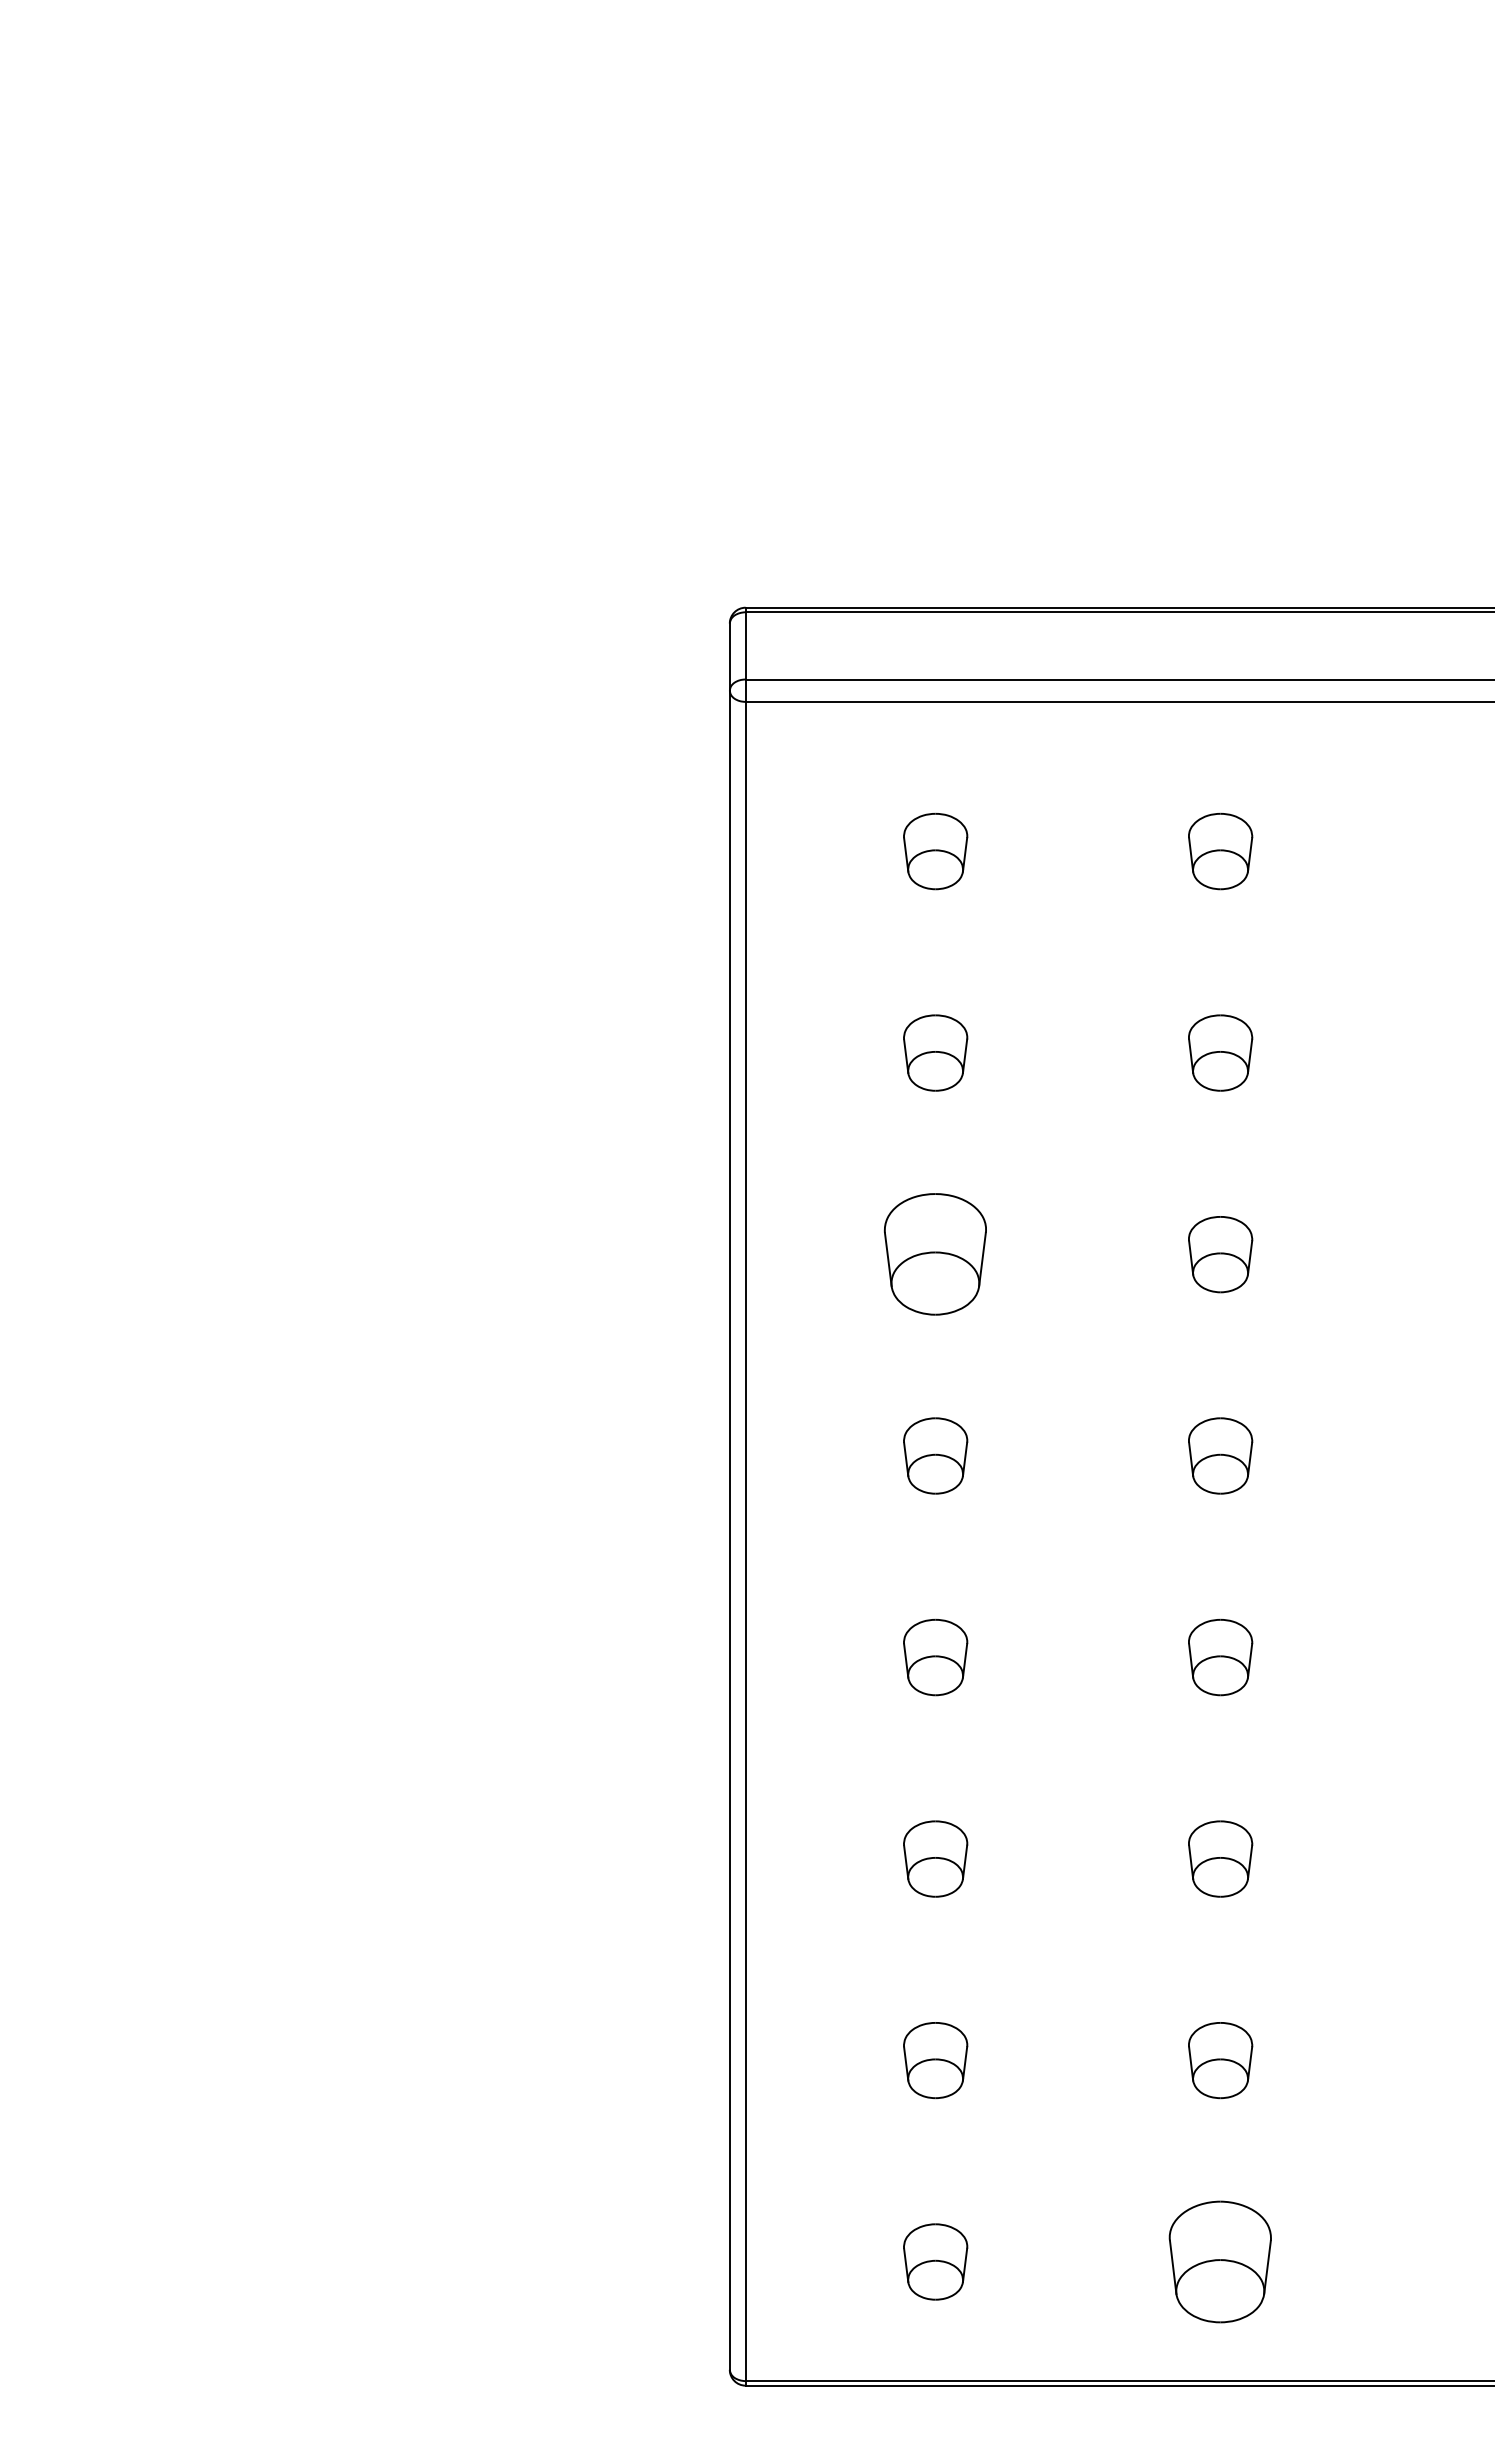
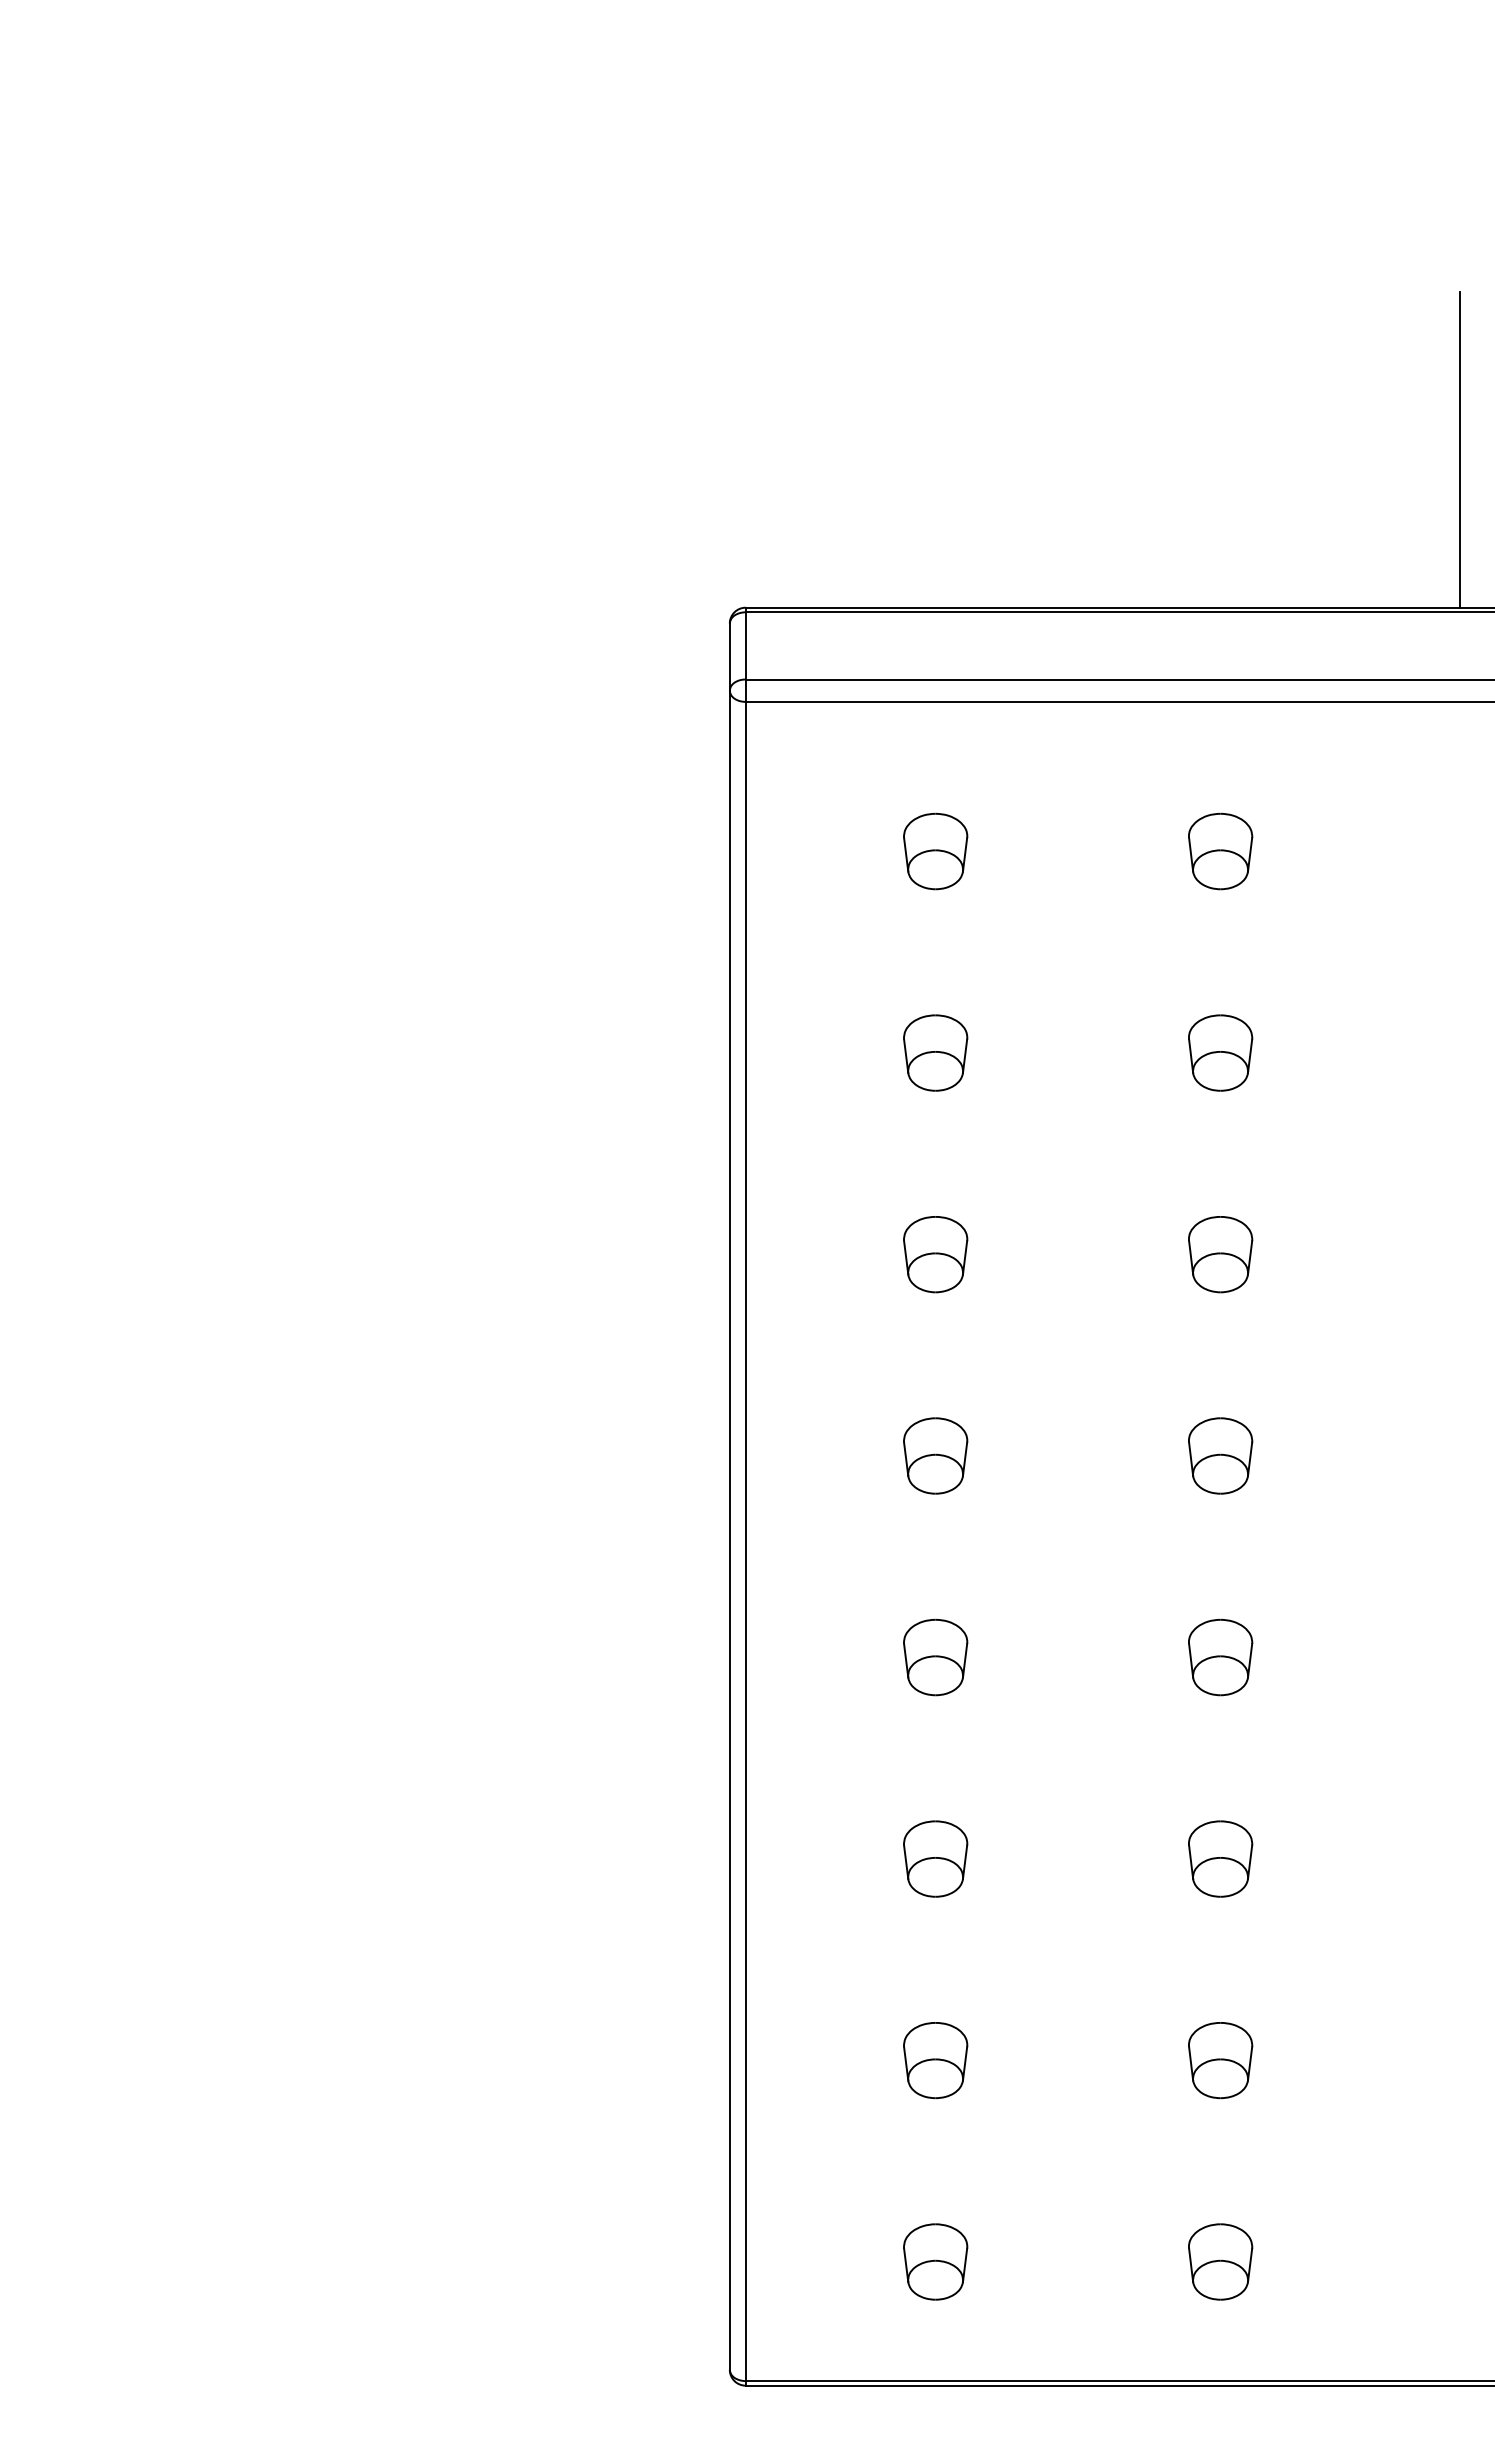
line: none -> present (1459, 449)
part size: 104x123 px -> 66x78 px (935, 1254)
part size: 104x124 px -> 66x78 px (1220, 2261)
